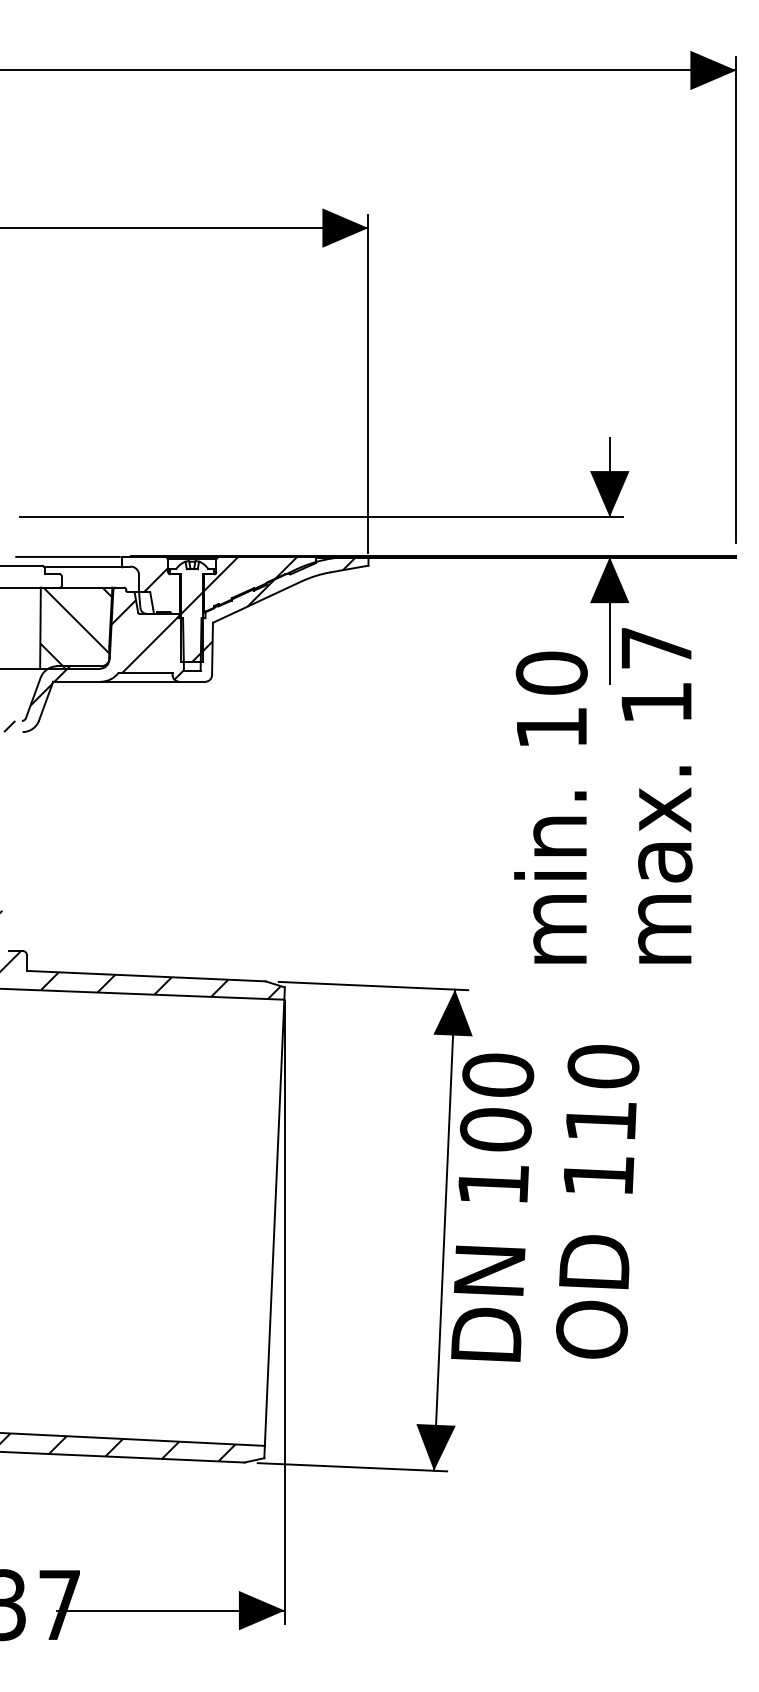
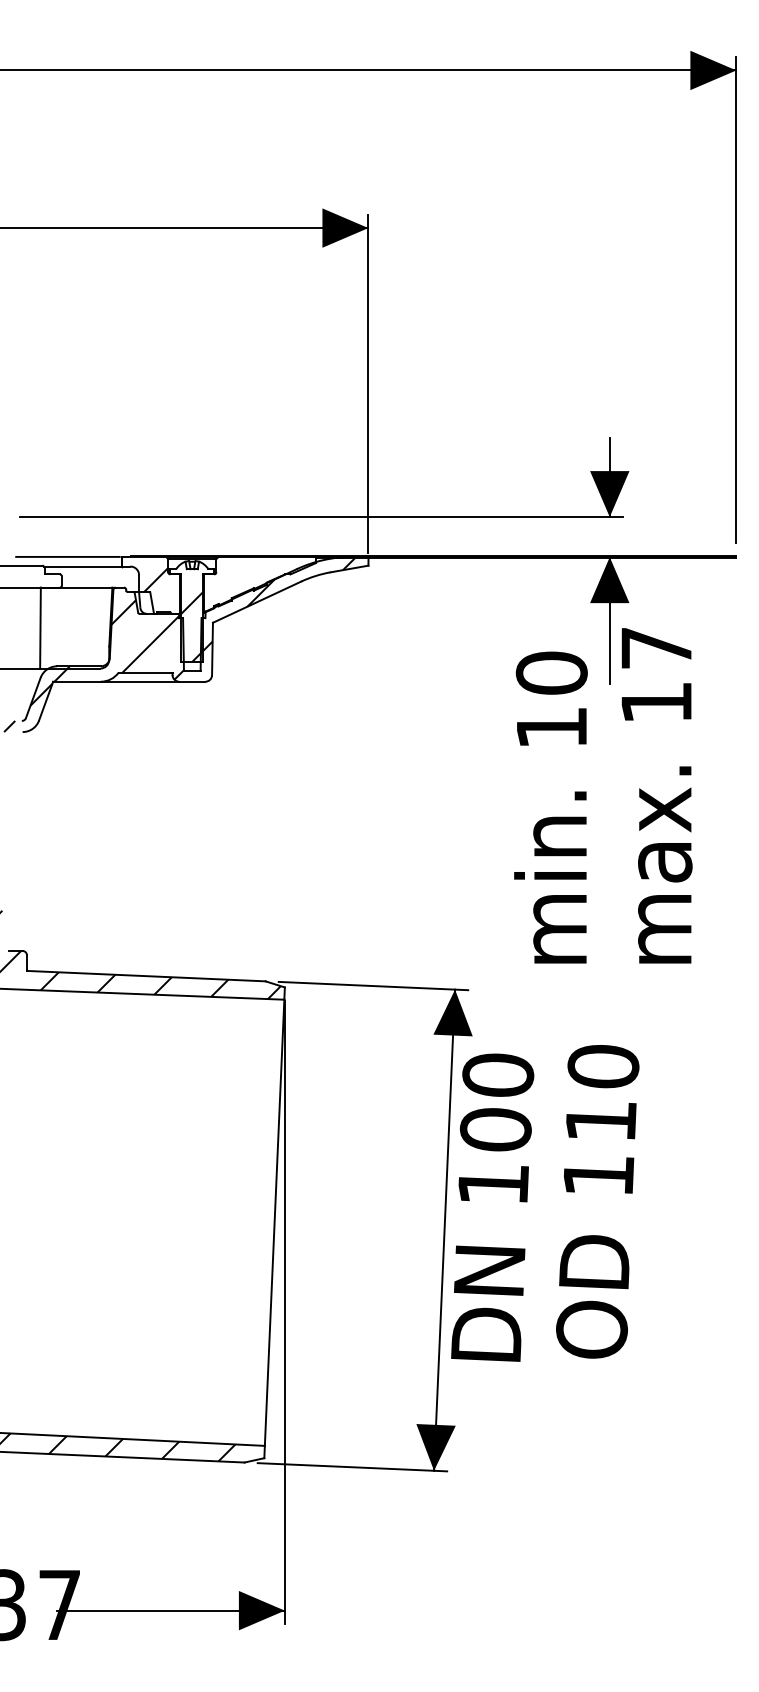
hatch: present -> none (250, 573)
hatch: present -> none (75, 627)
